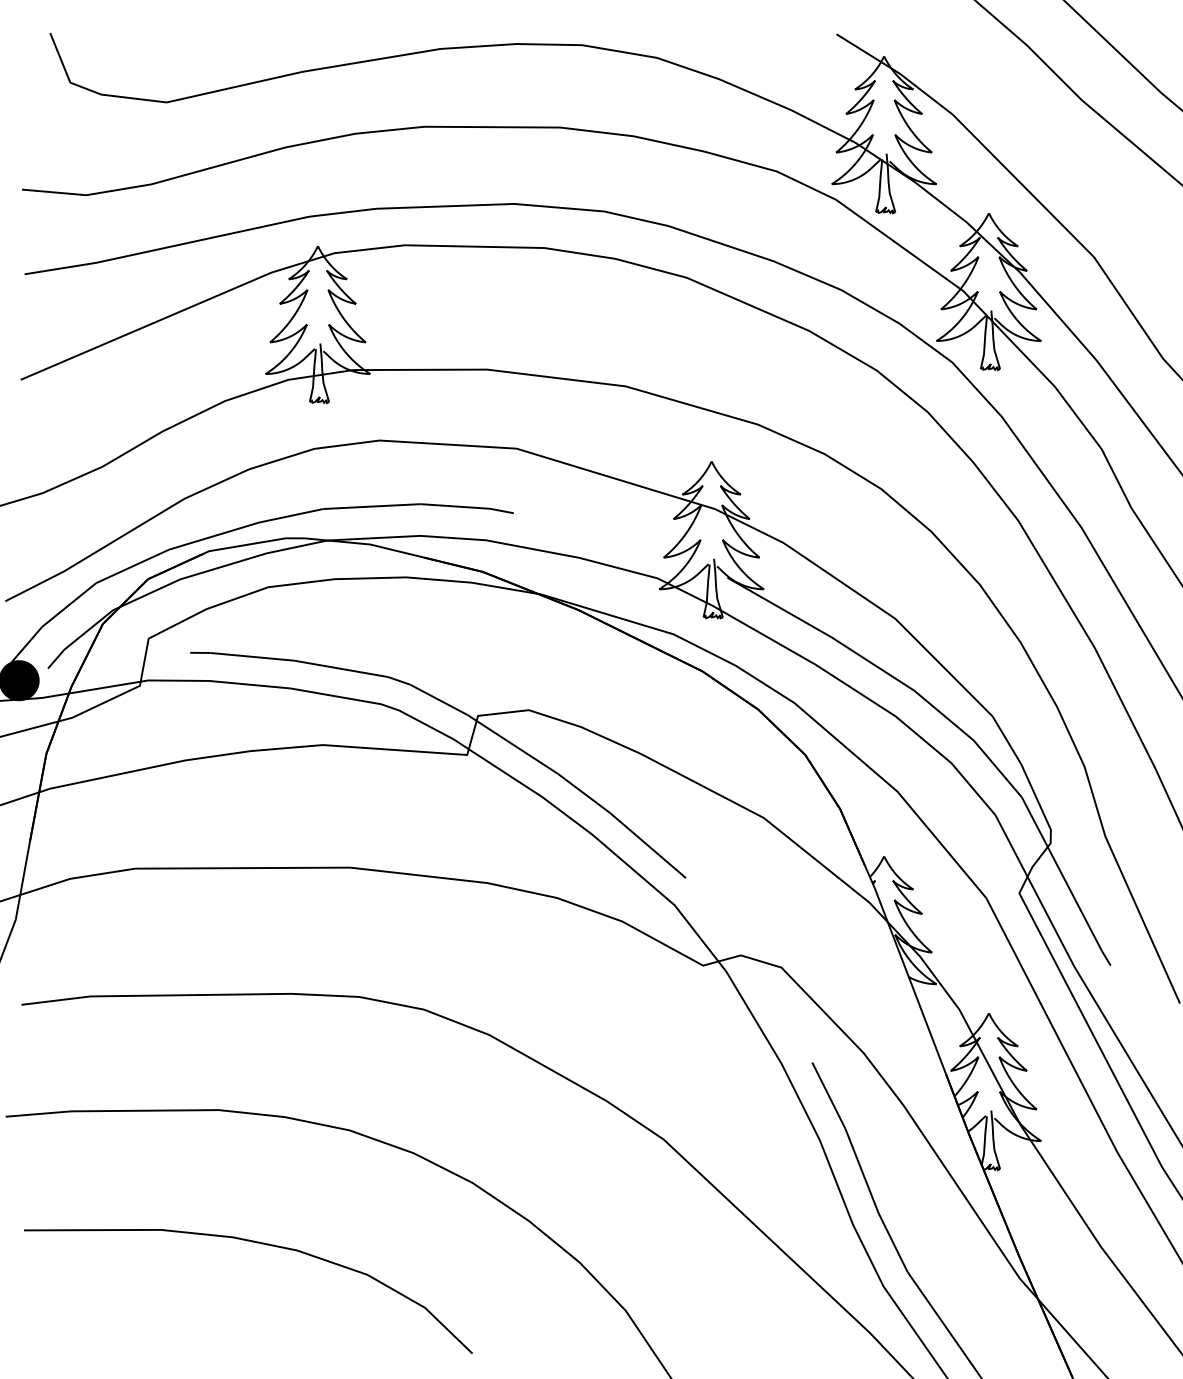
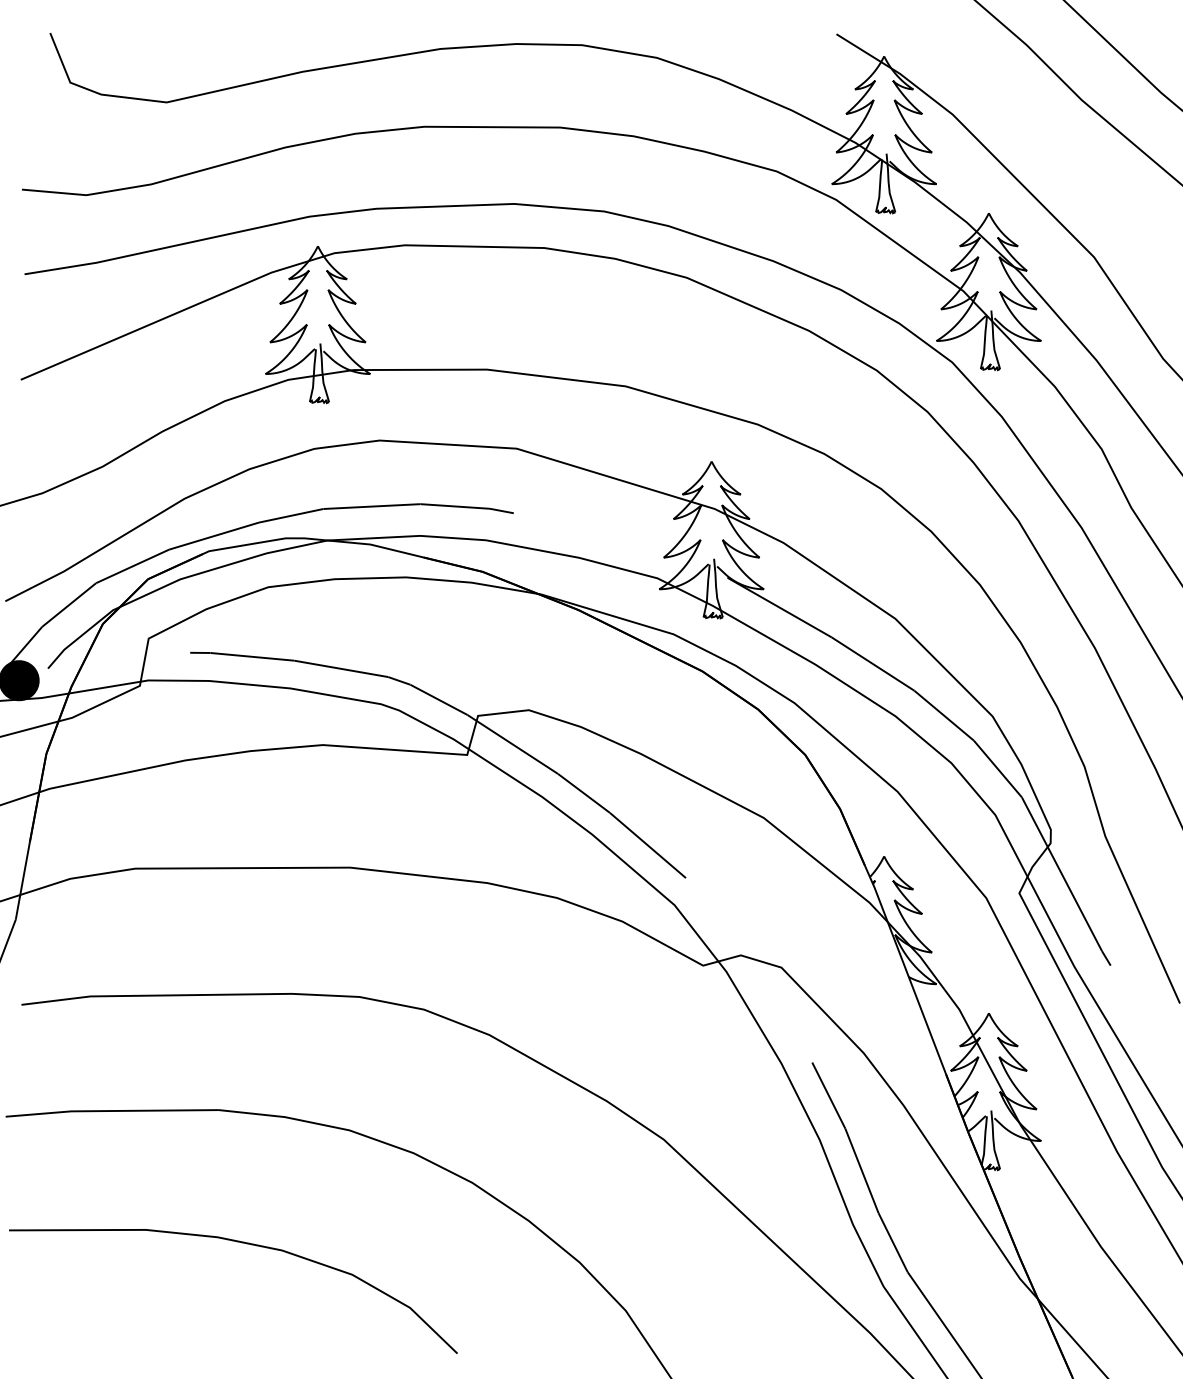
curve position: (256, 1243) -> (241, 1243) (241, 1243)
